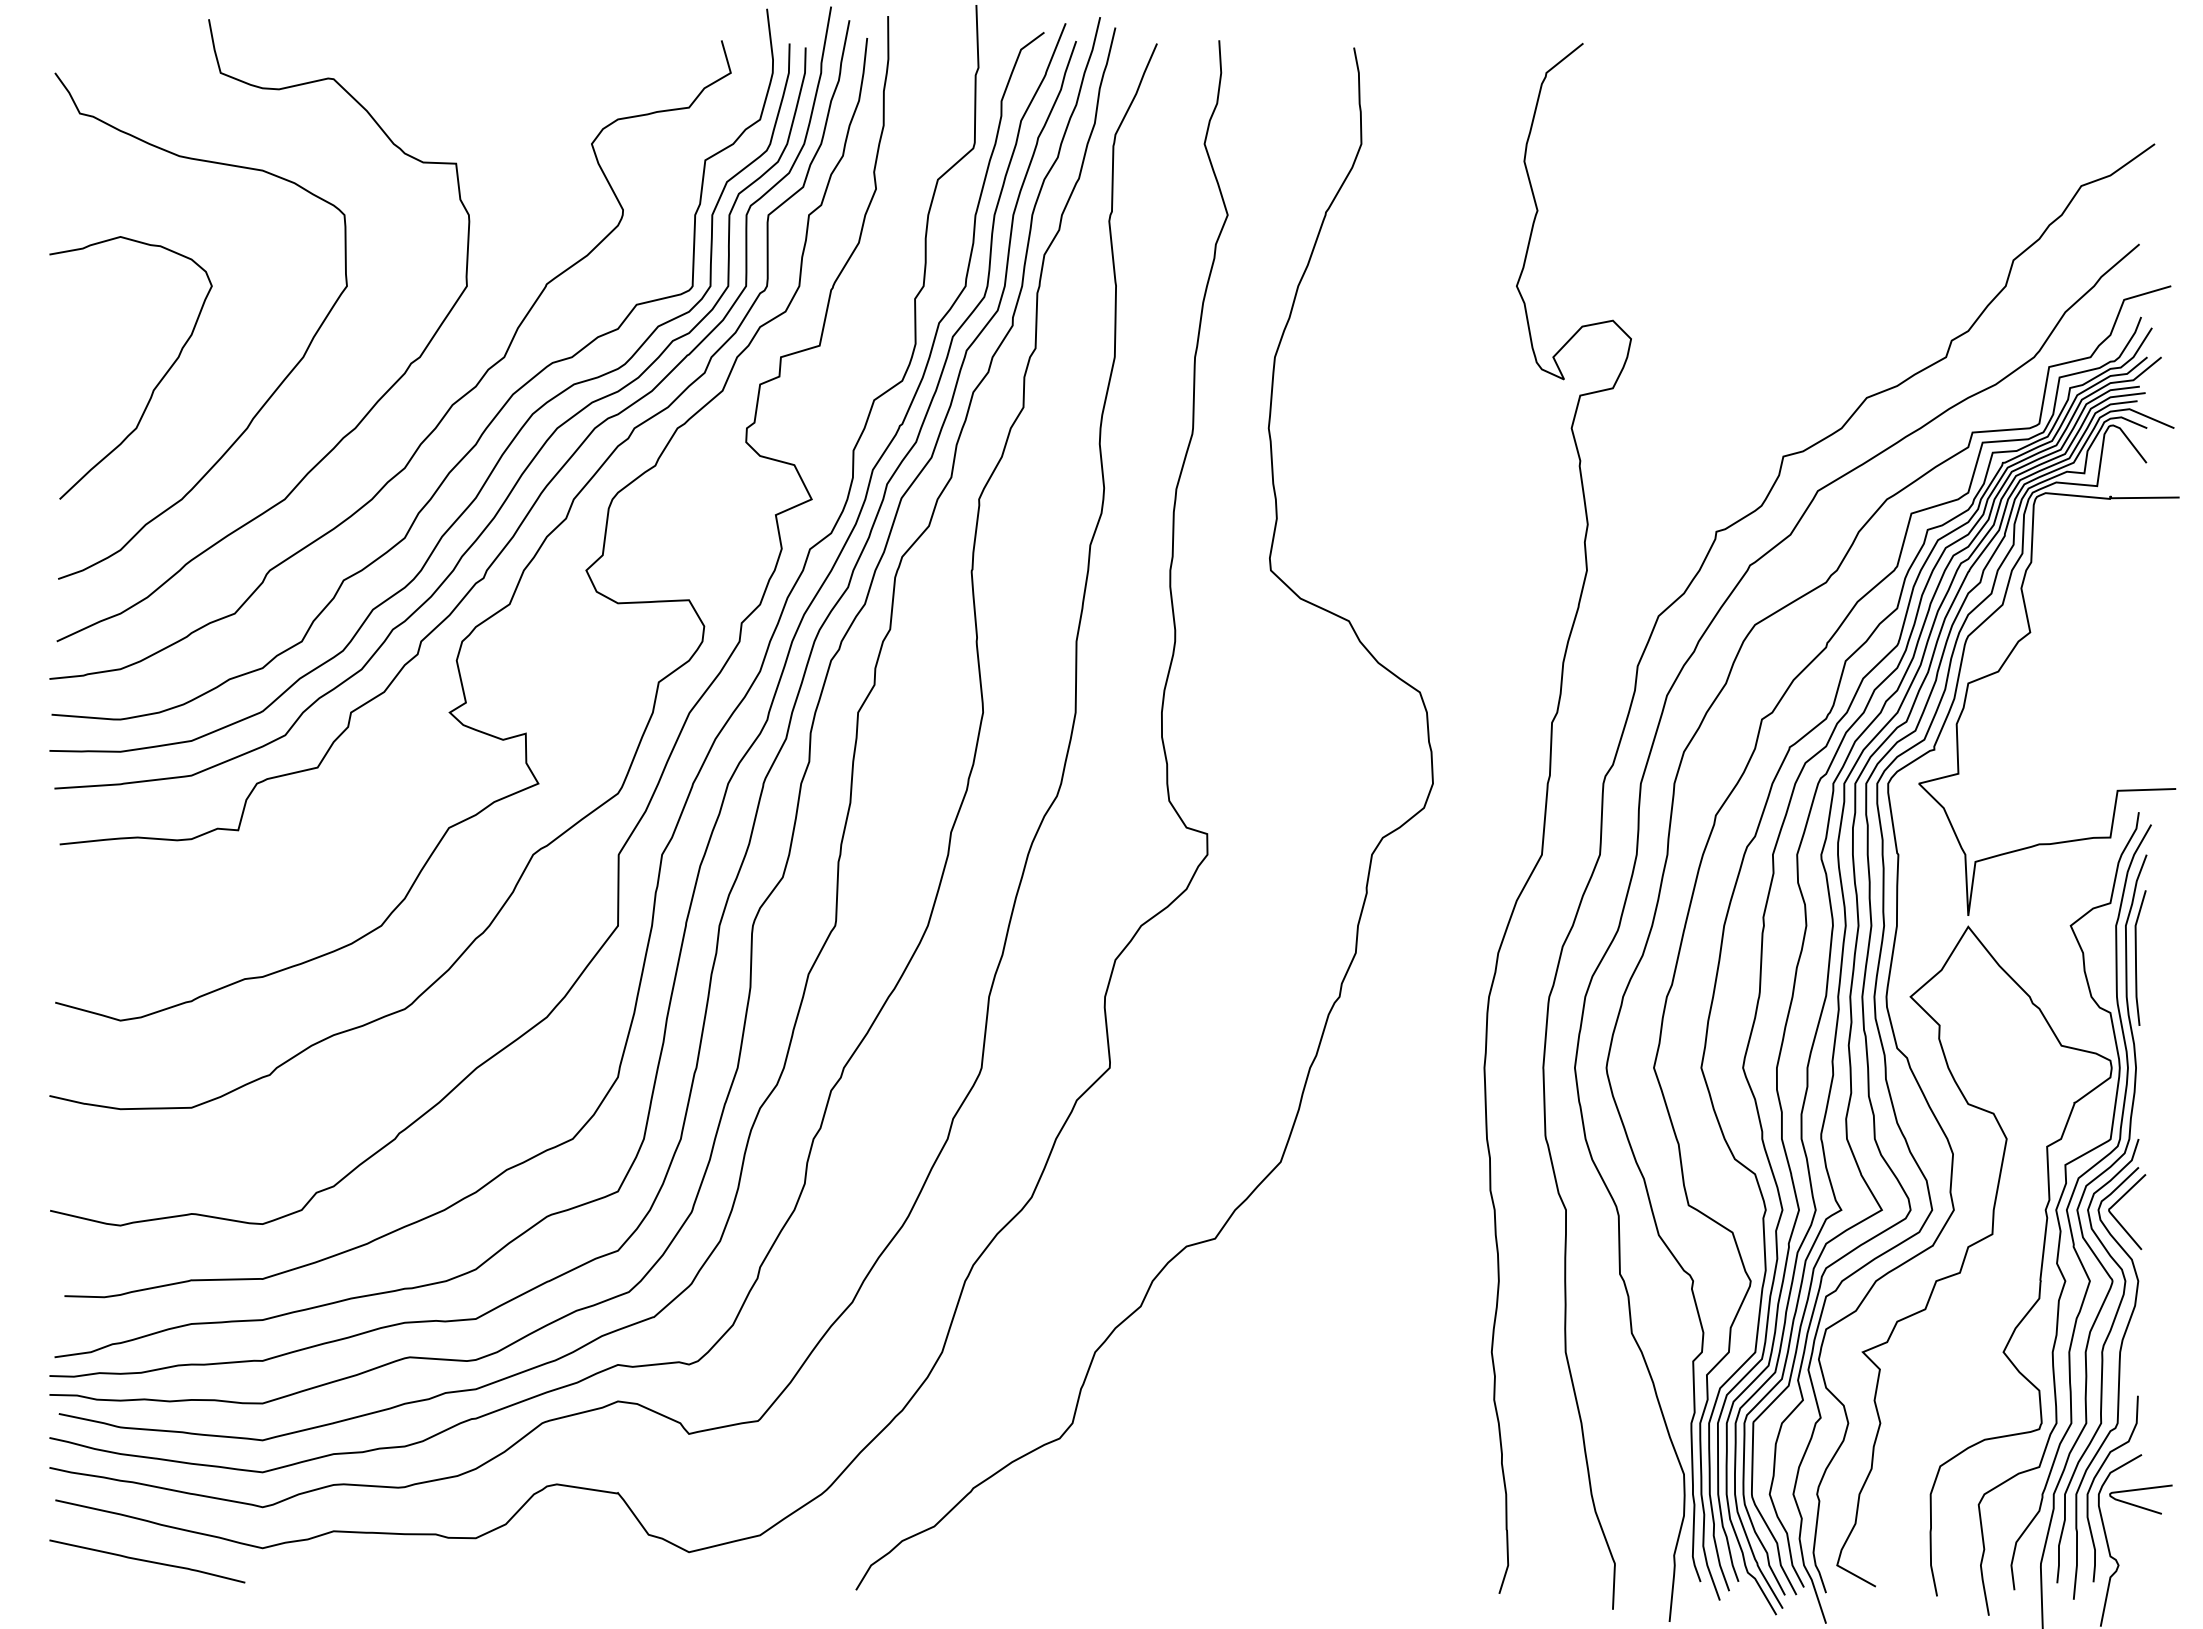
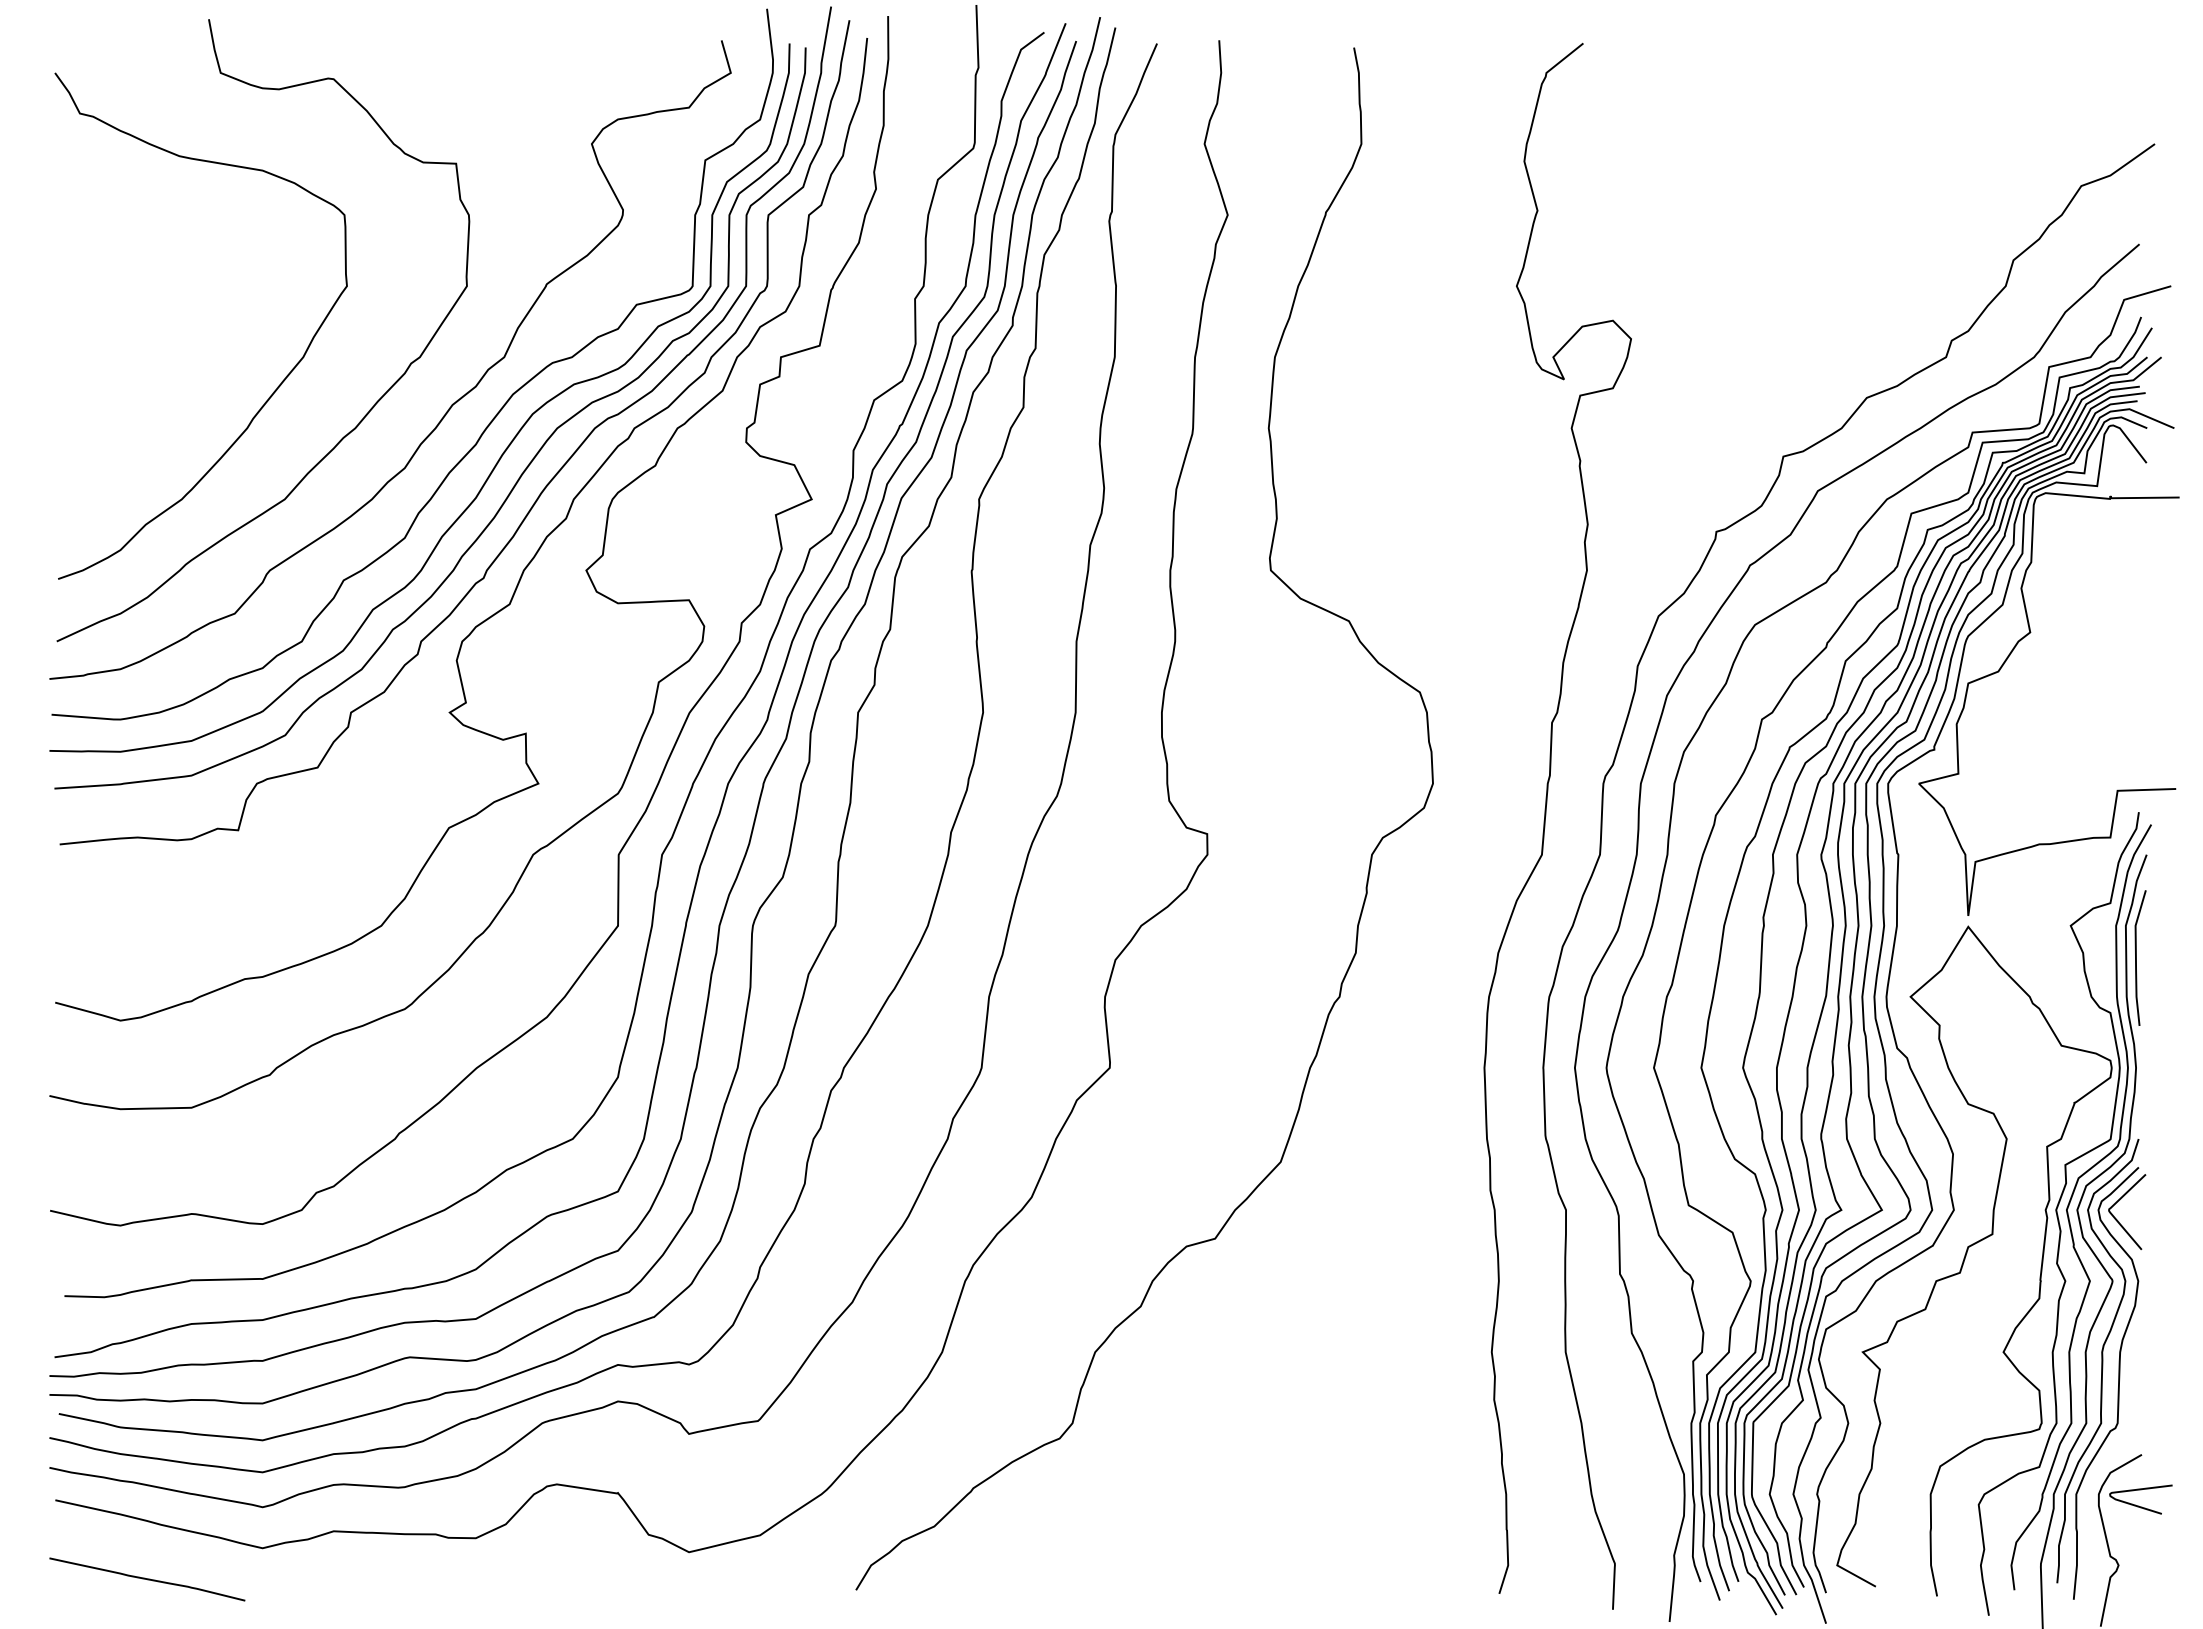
curve: present -> none (156, 384)
curve: present -> none (2093, 1483)
curve position: (147, 1561) -> (147, 1579) (147, 1579)
